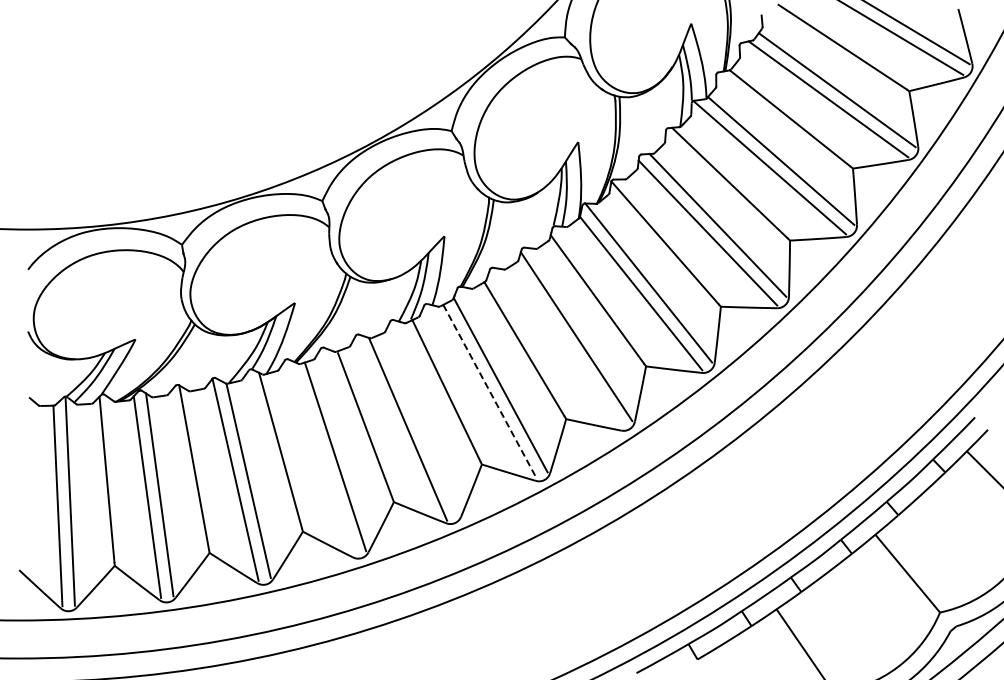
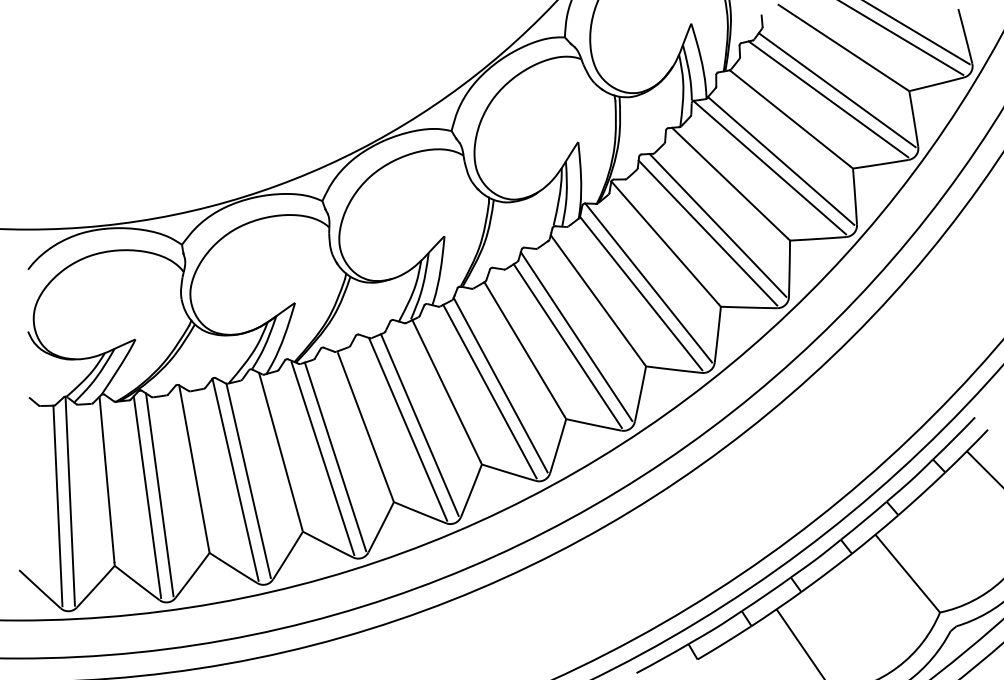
line: none -> present (567, 346)
line: dashed -> solid (490, 392)
line: none -> present (419, 424)
line: none -> present (322, 458)
